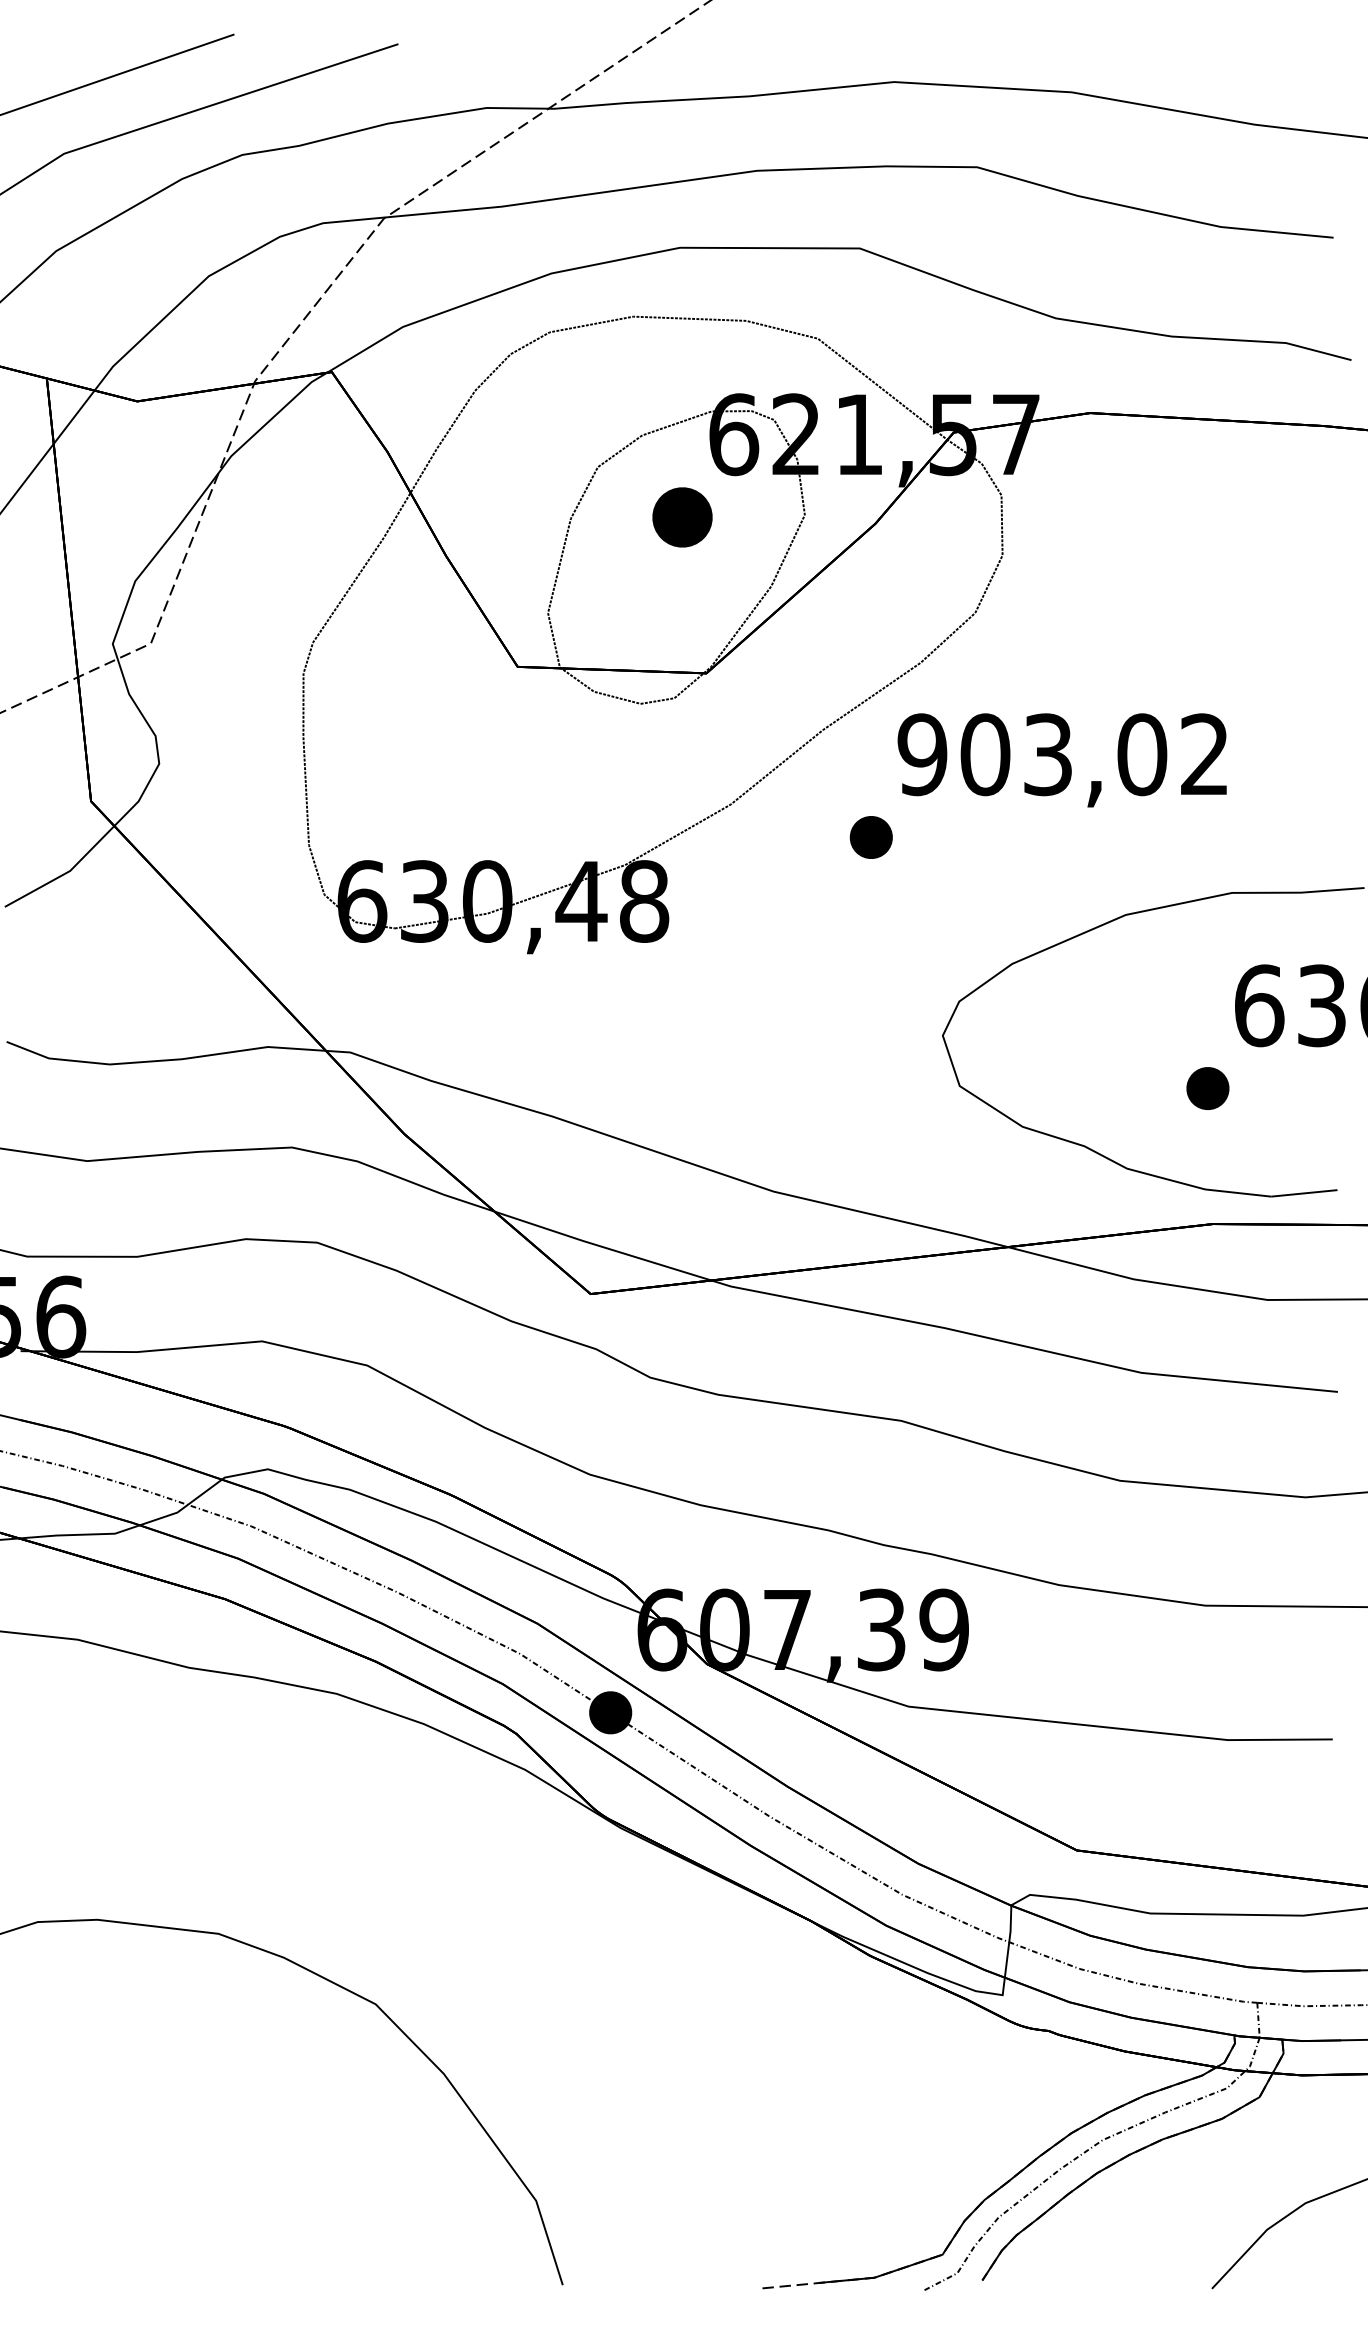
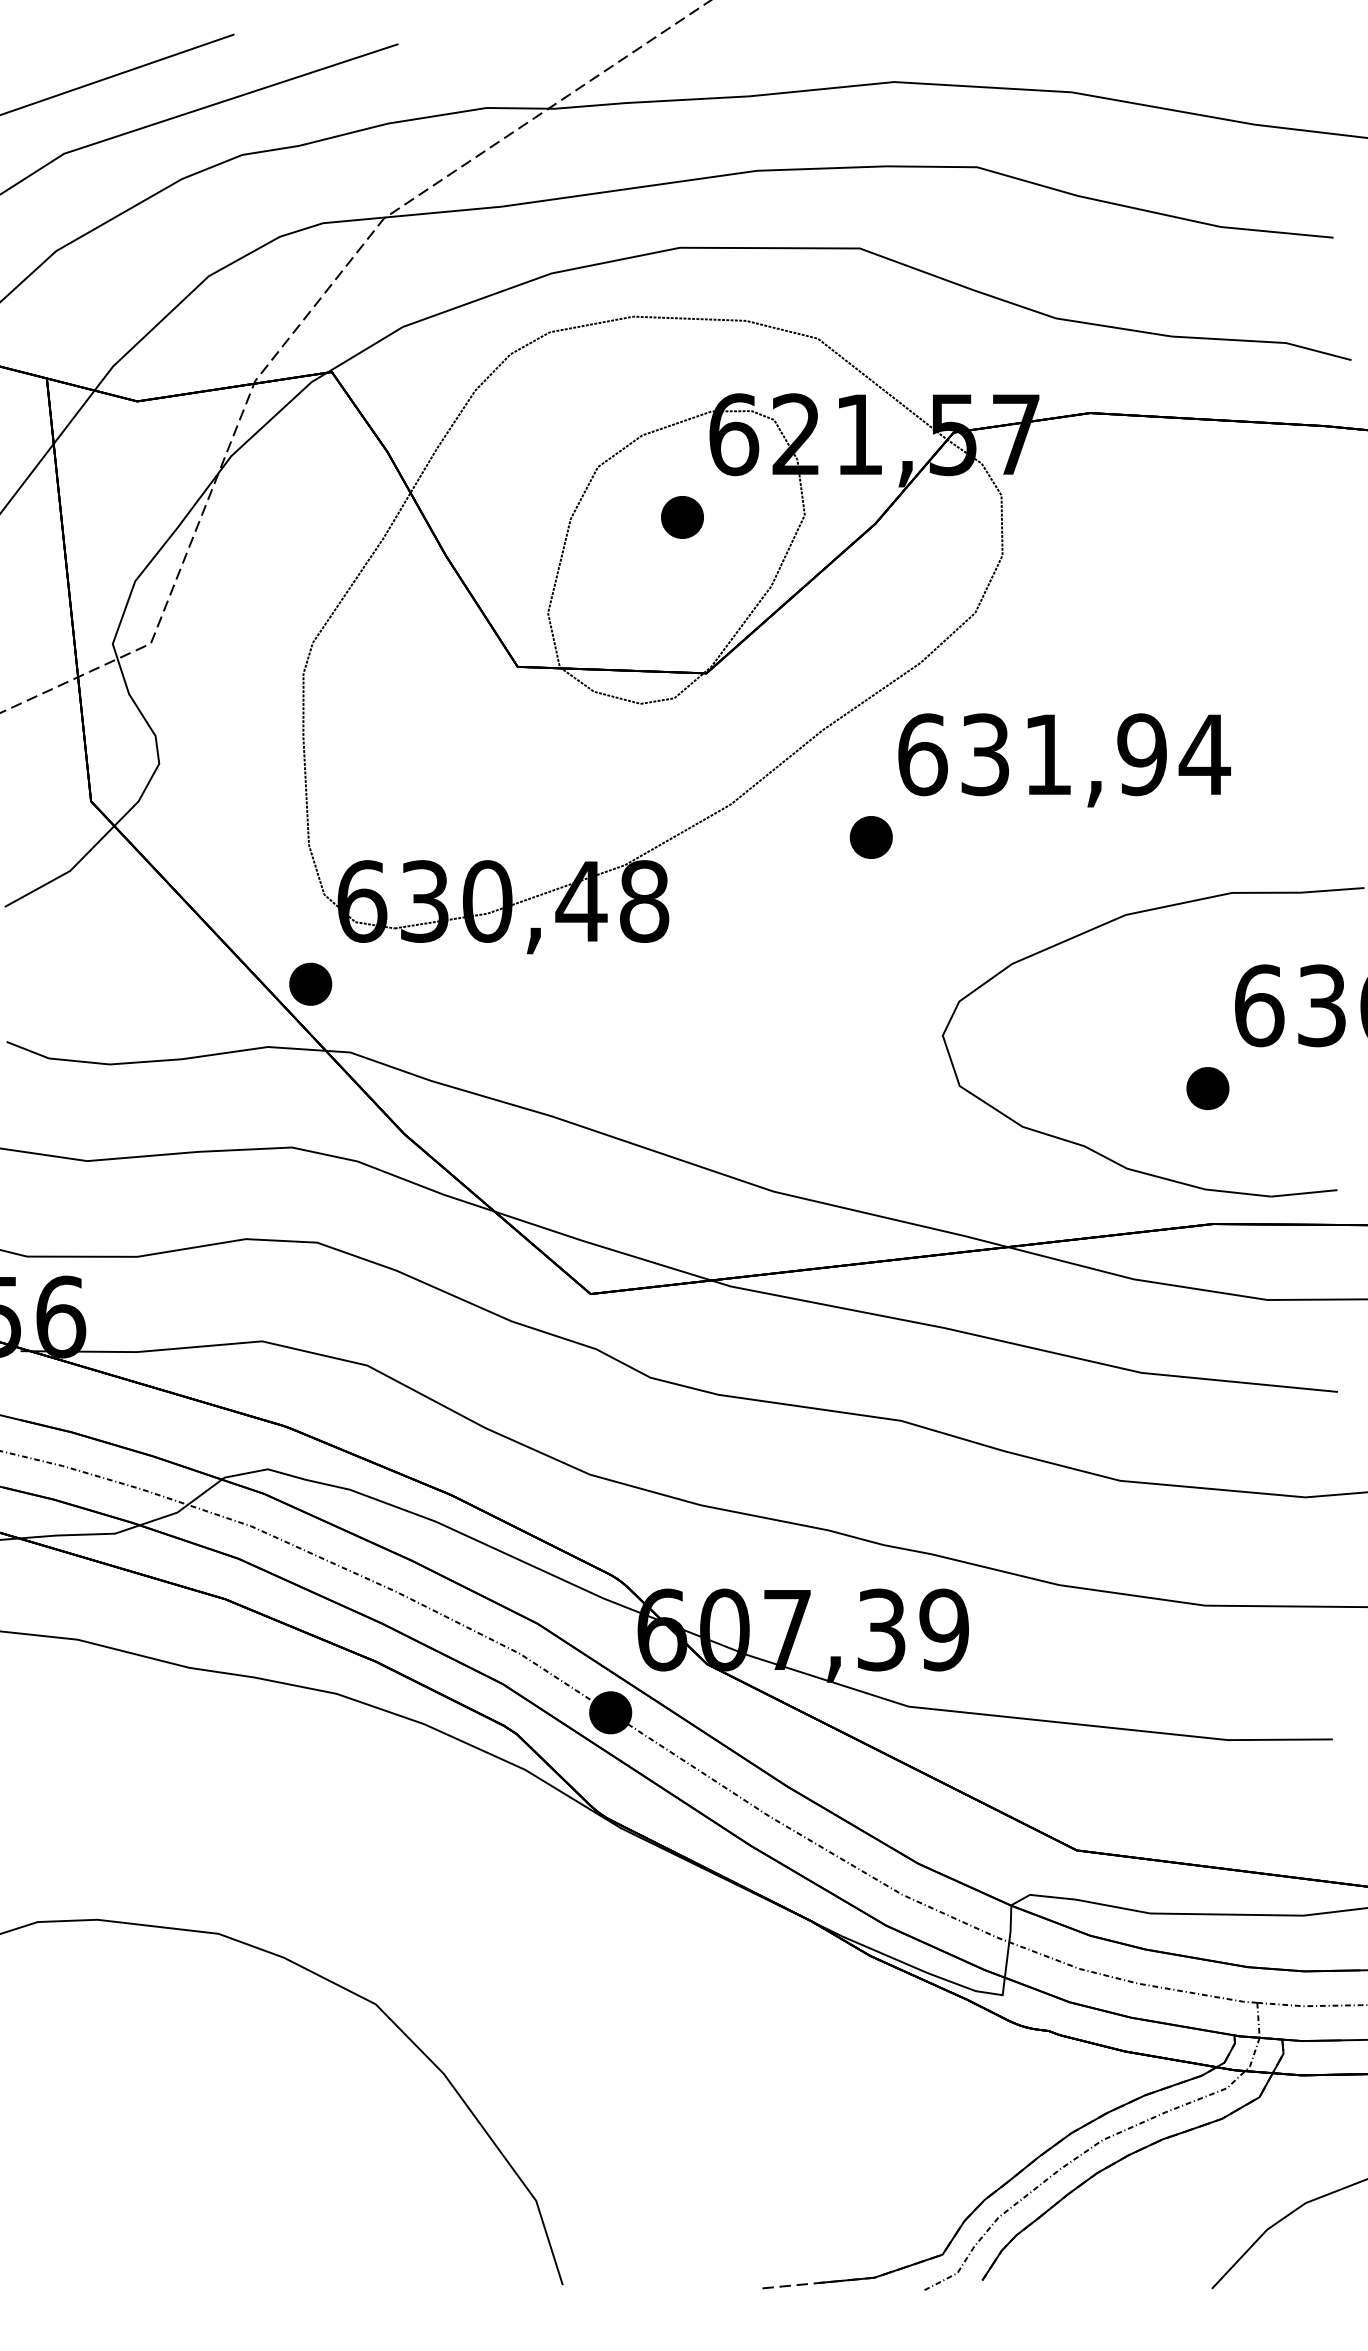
part size: 61x61 px -> 43x43 px (682, 517)
text: 903,02 -> 631,94 (1063, 754)
part: none -> present (310, 983)
